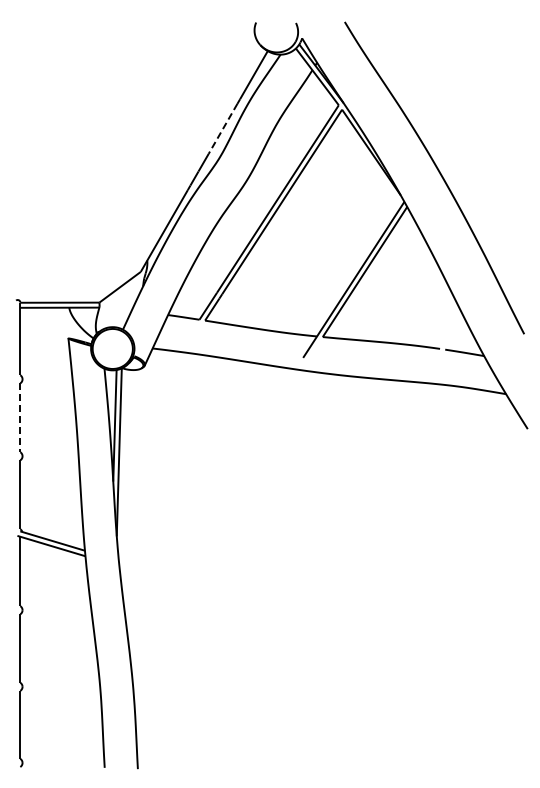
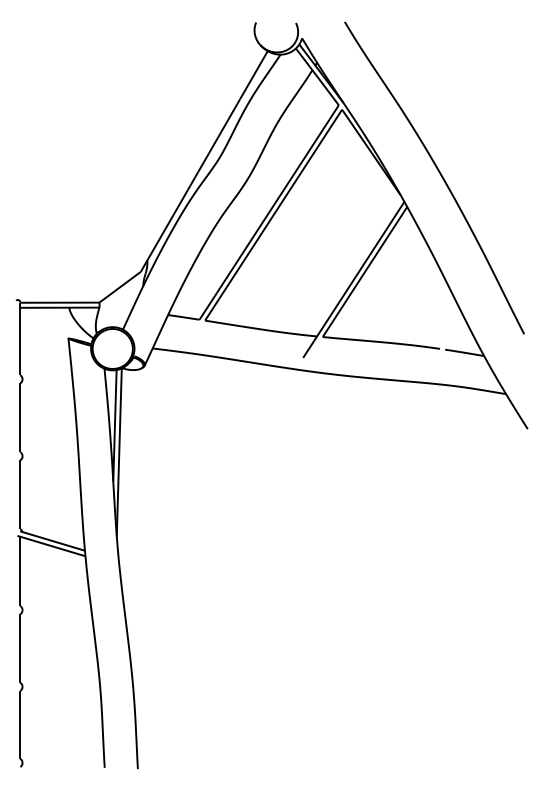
line: dashed -> solid (223, 128)
line: dashed -> solid (20, 418)
